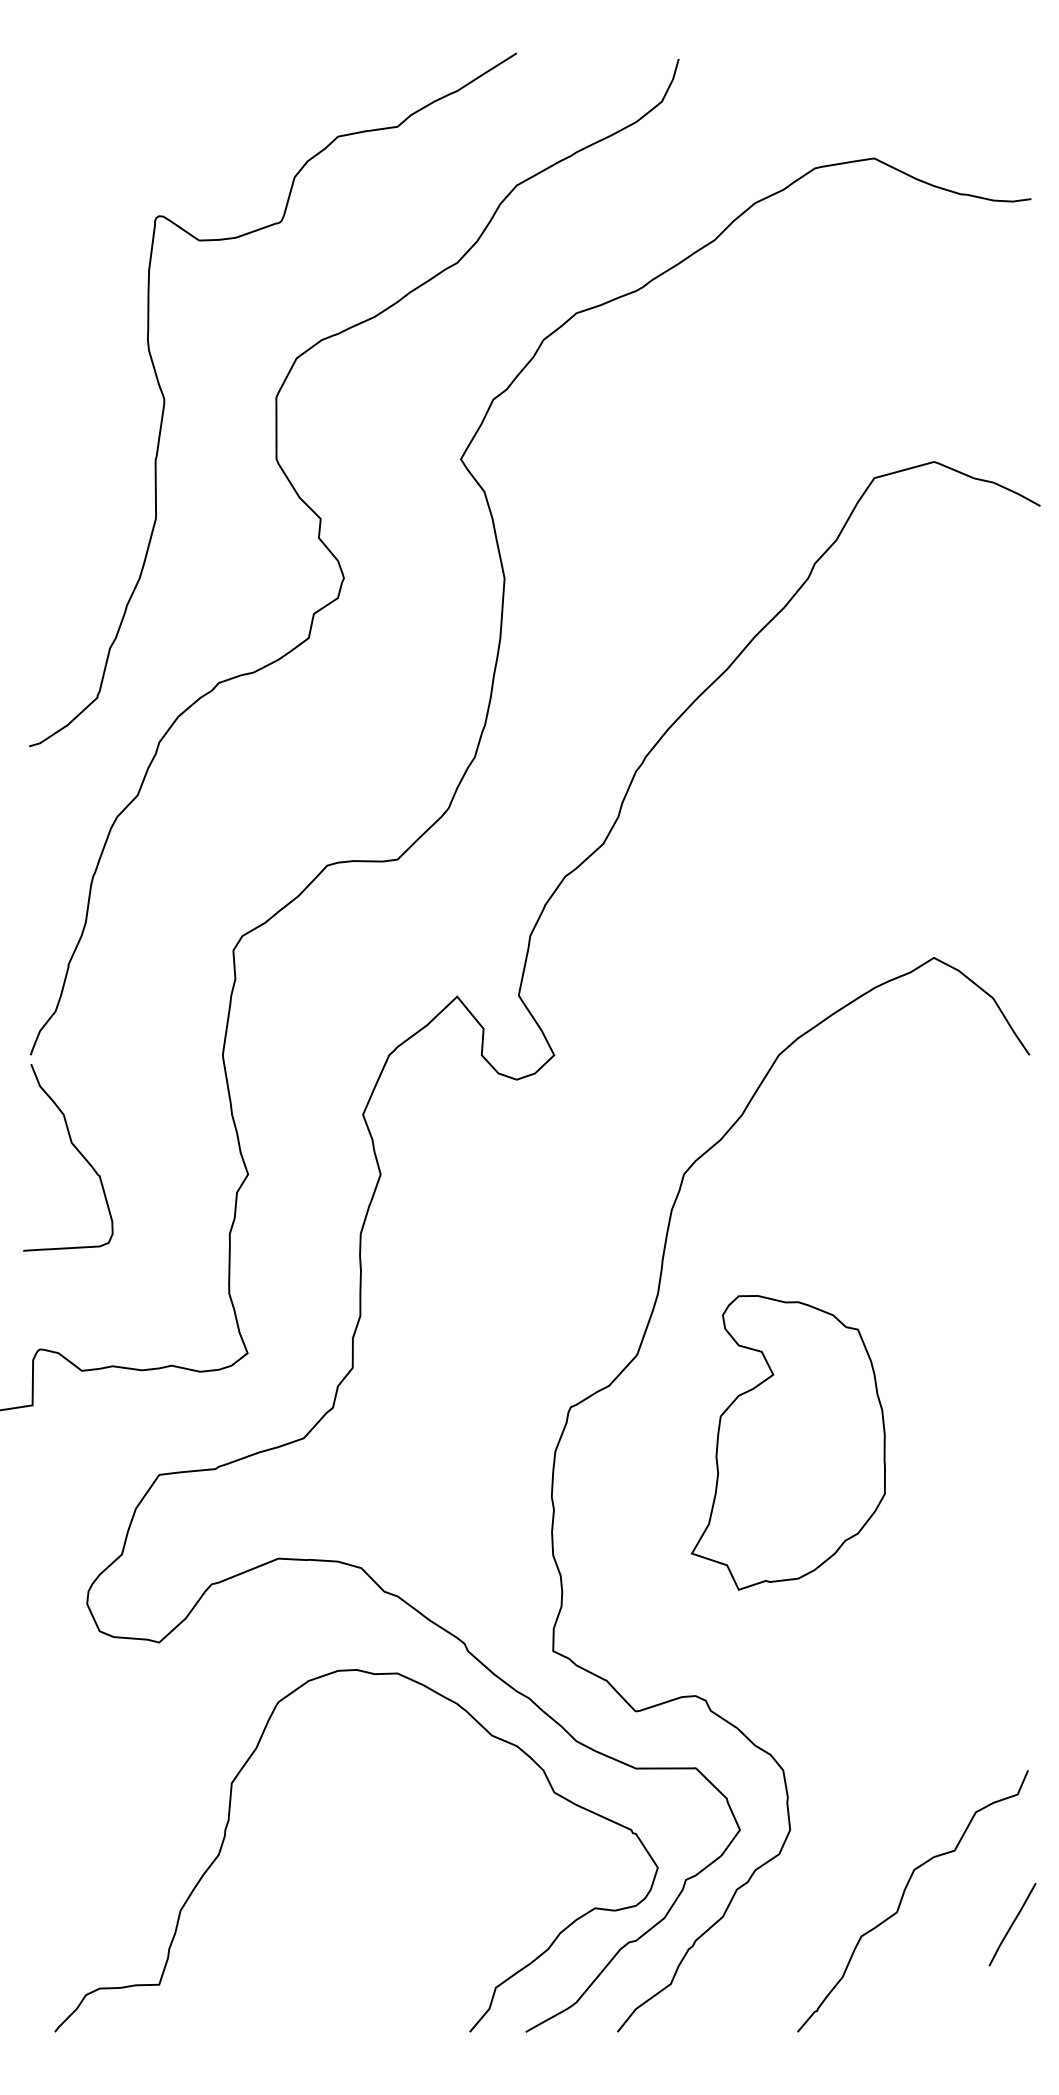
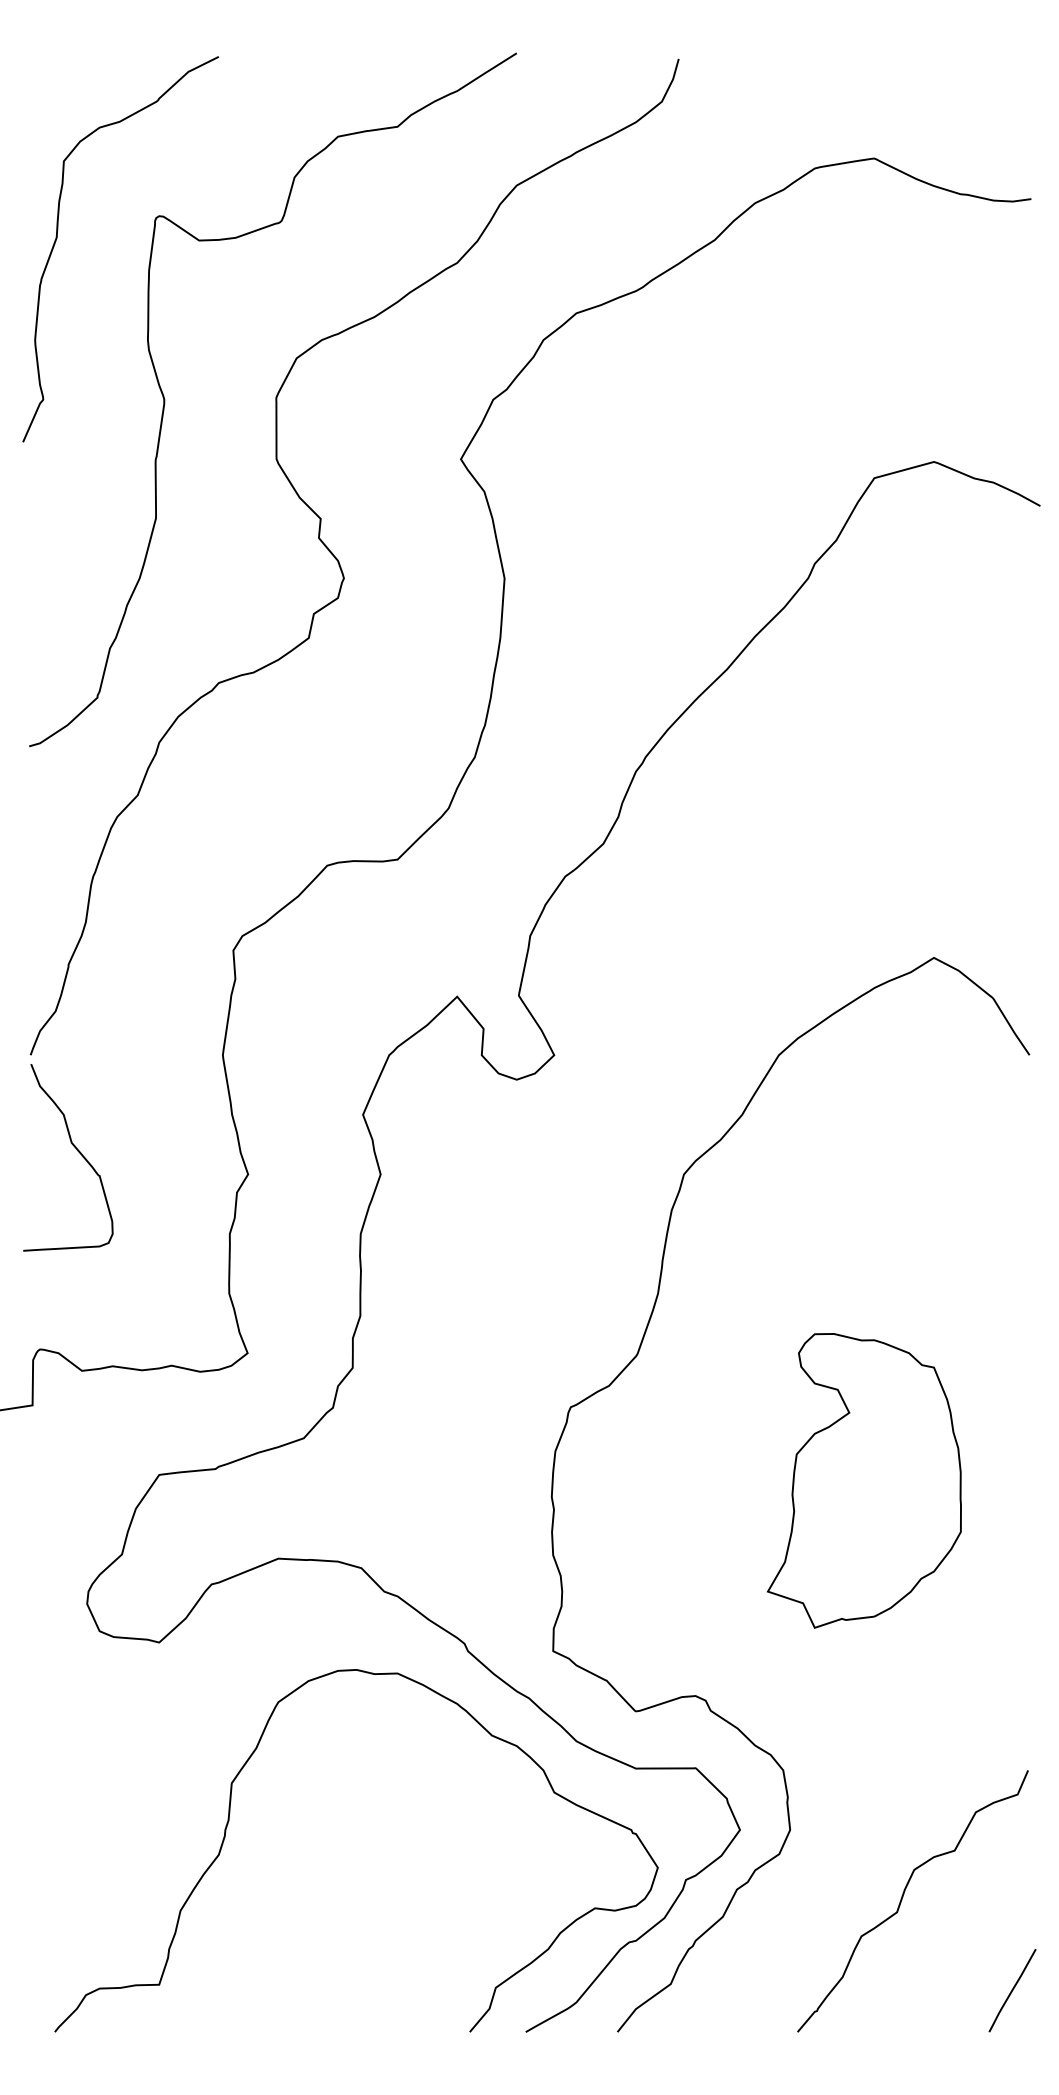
curve: none -> present (57, 238)
part position: (788, 1442) -> (864, 1480) (864, 1480)
line position: (1012, 1924) -> (1012, 1990) (1012, 1990)
